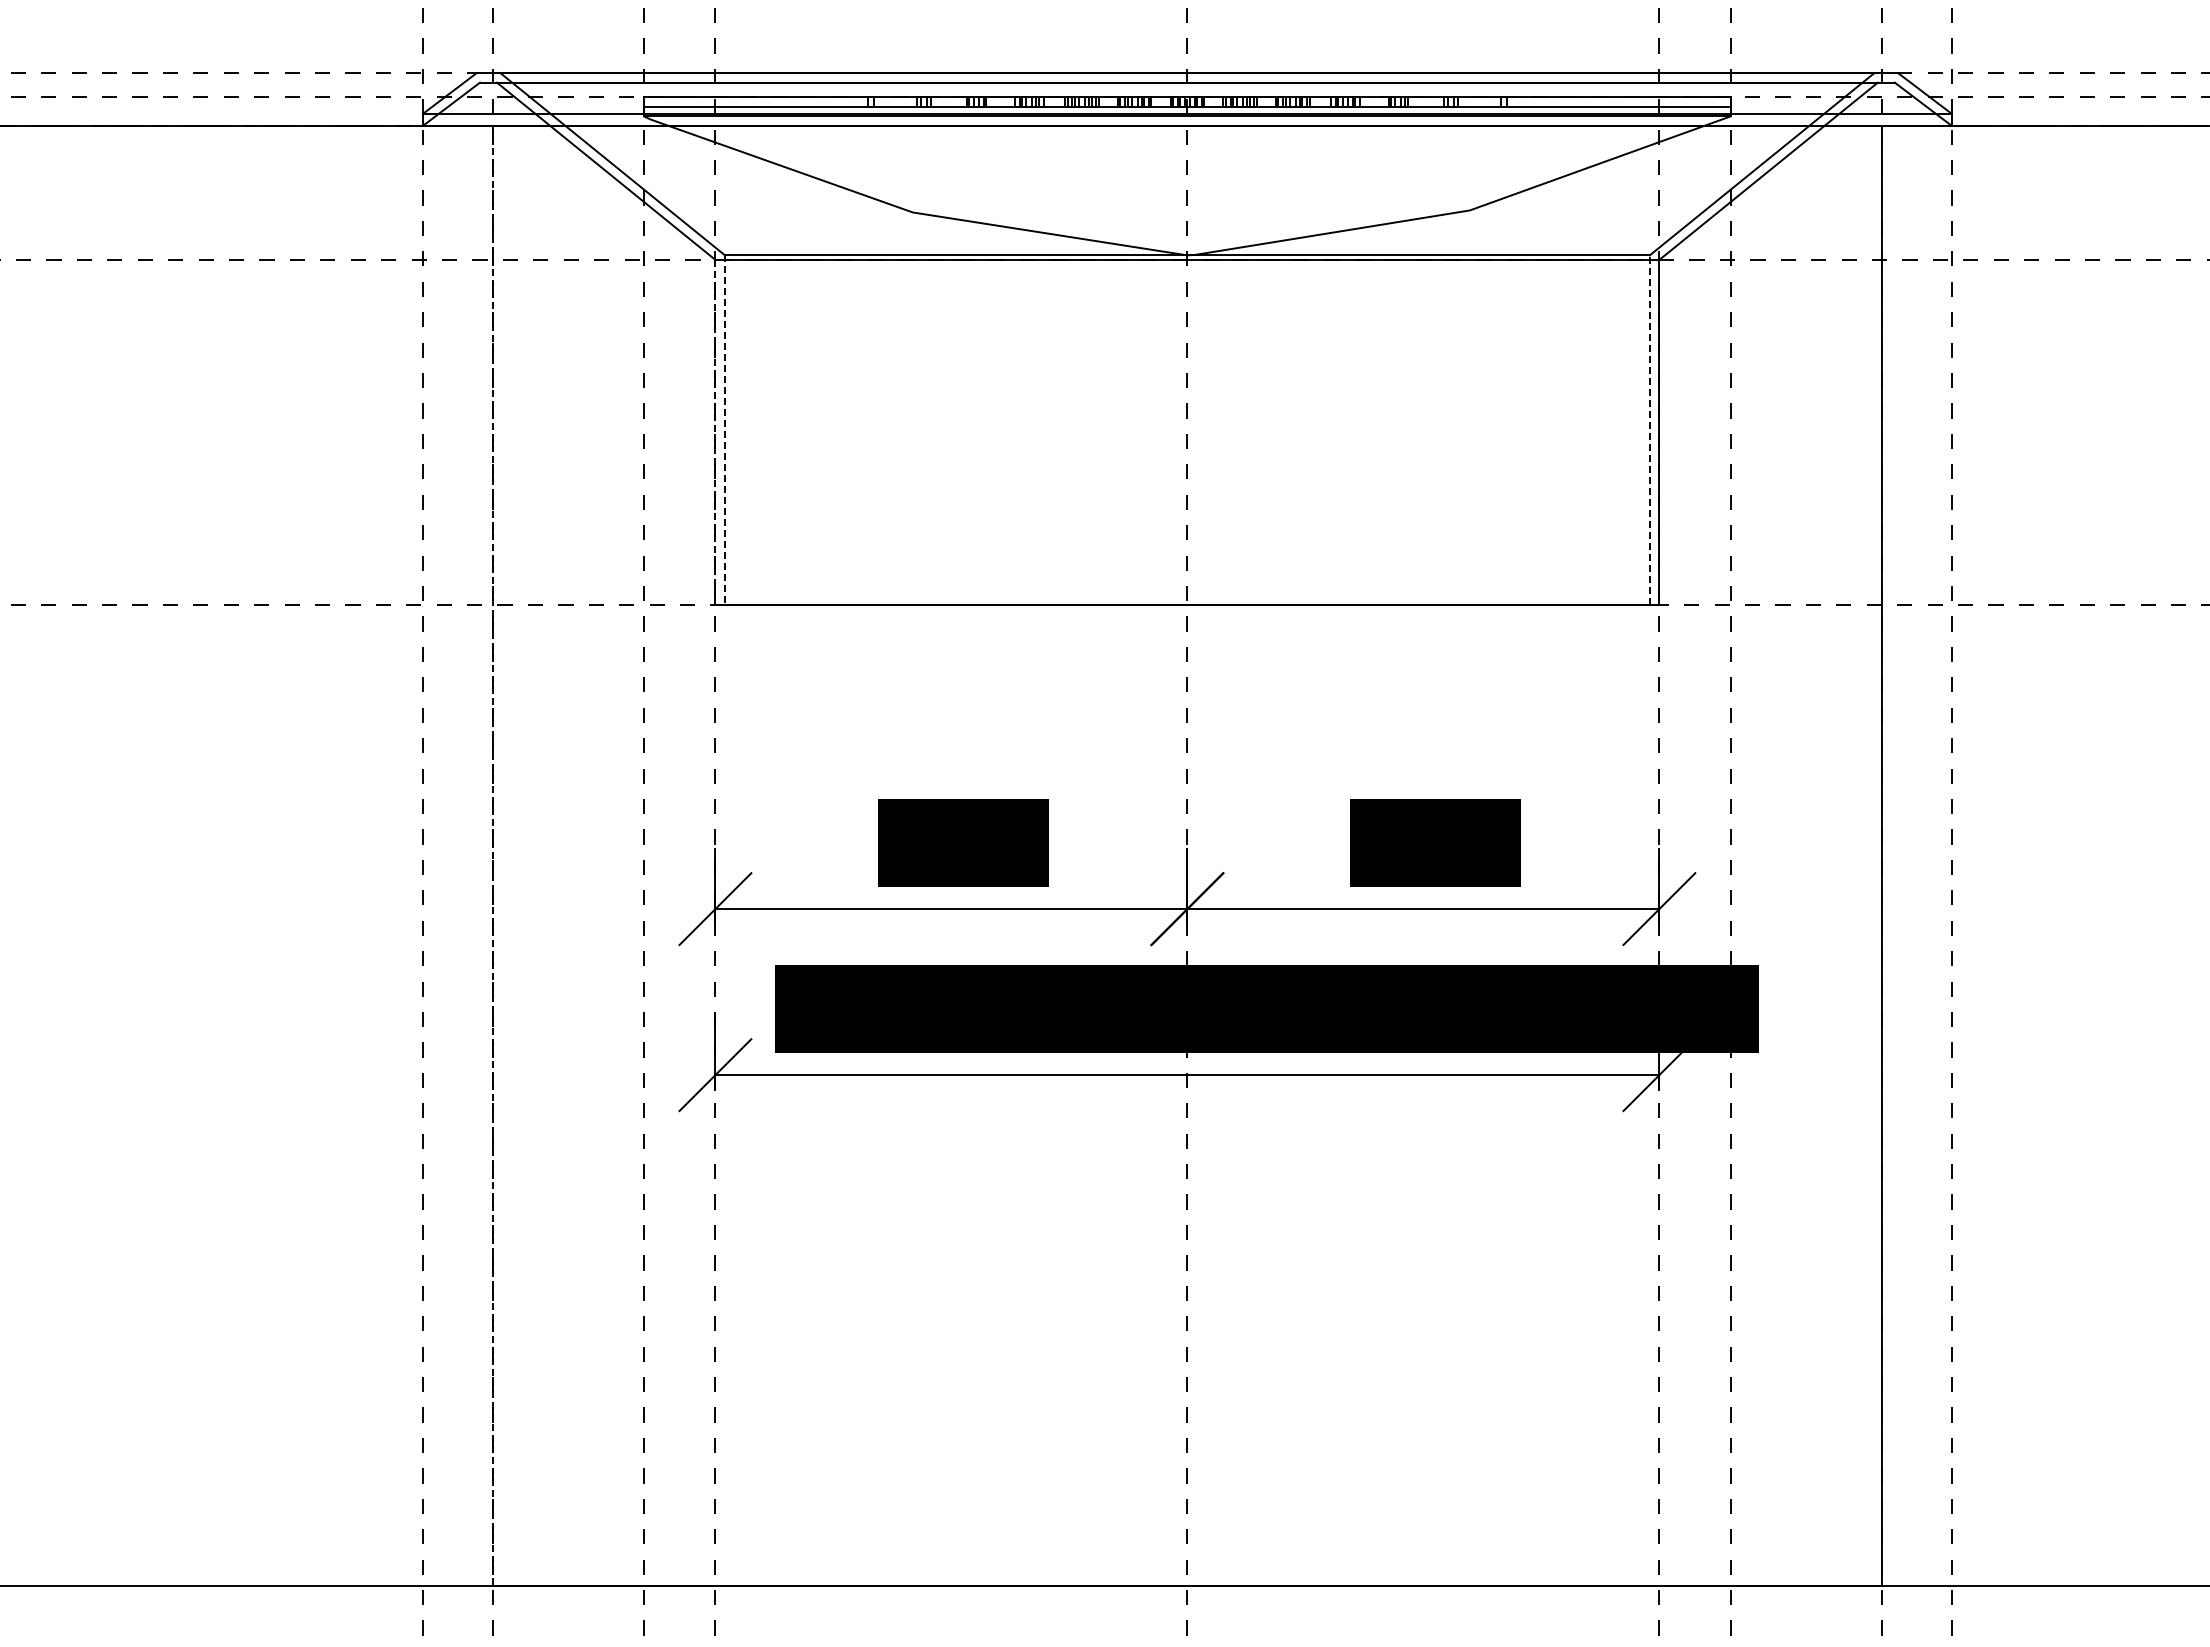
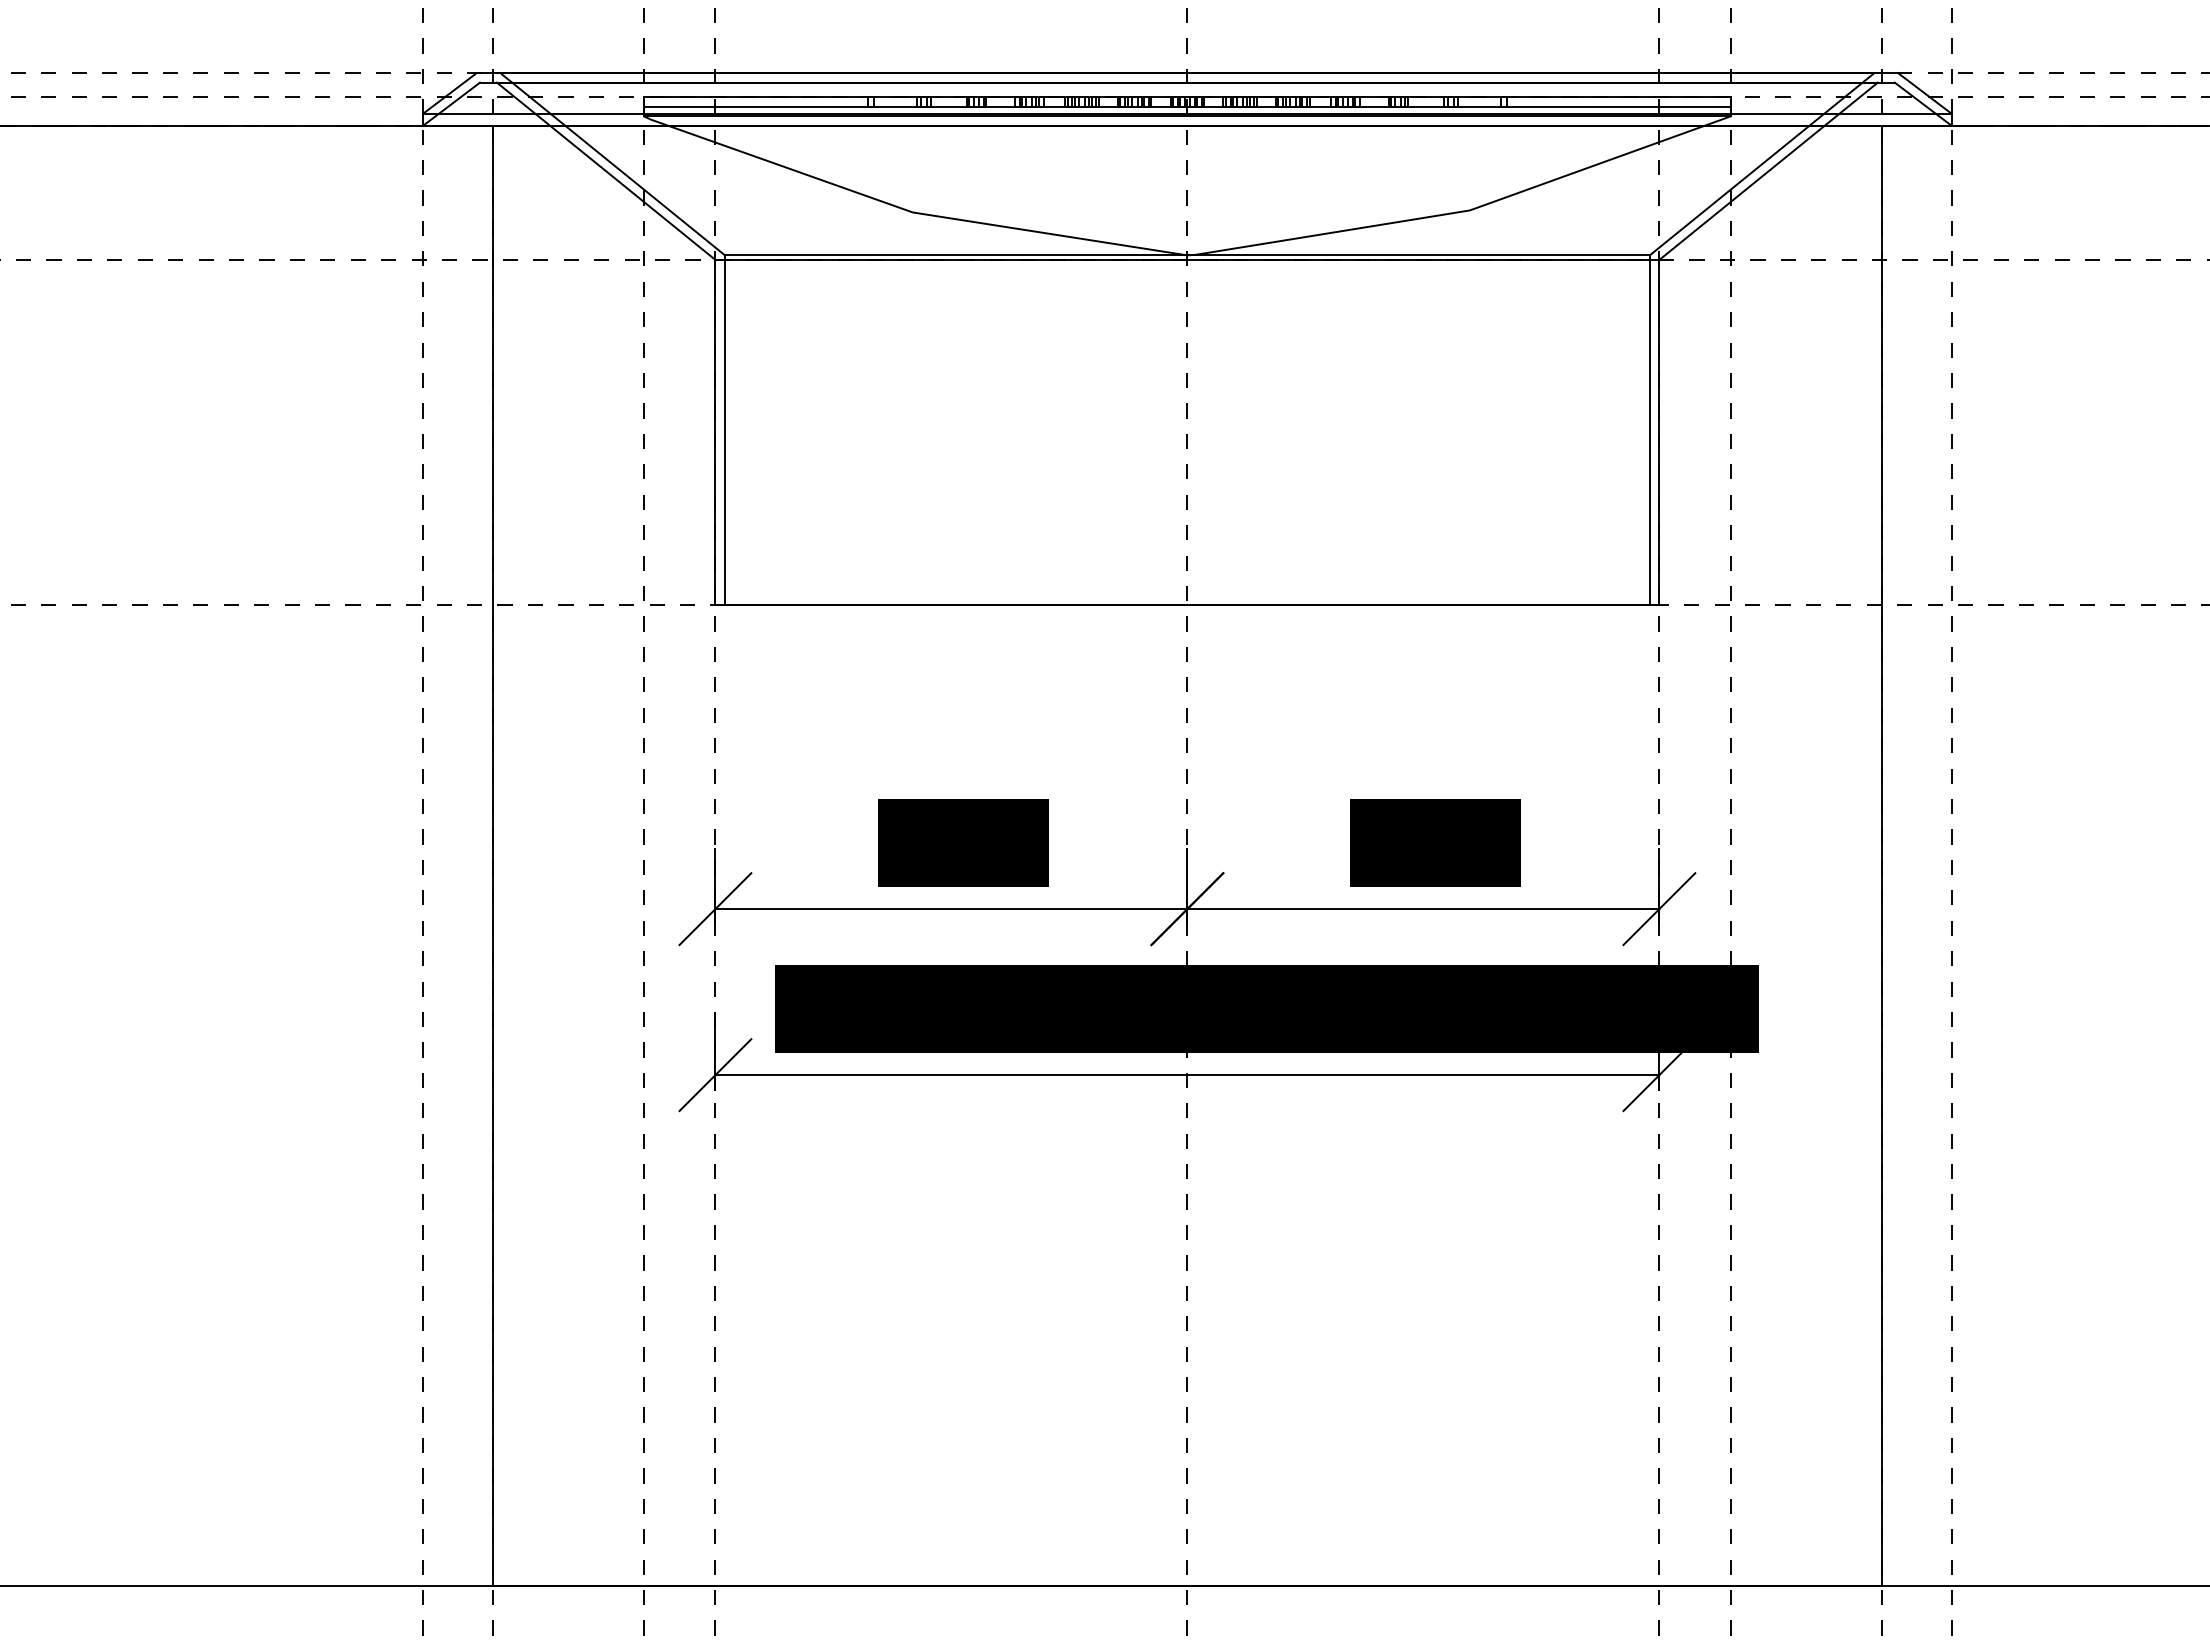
line: dashed -> solid (725, 430)
line: dashed -> solid (1649, 430)
line: dashed -> solid (715, 432)
line: dashed -> solid (492, 856)
